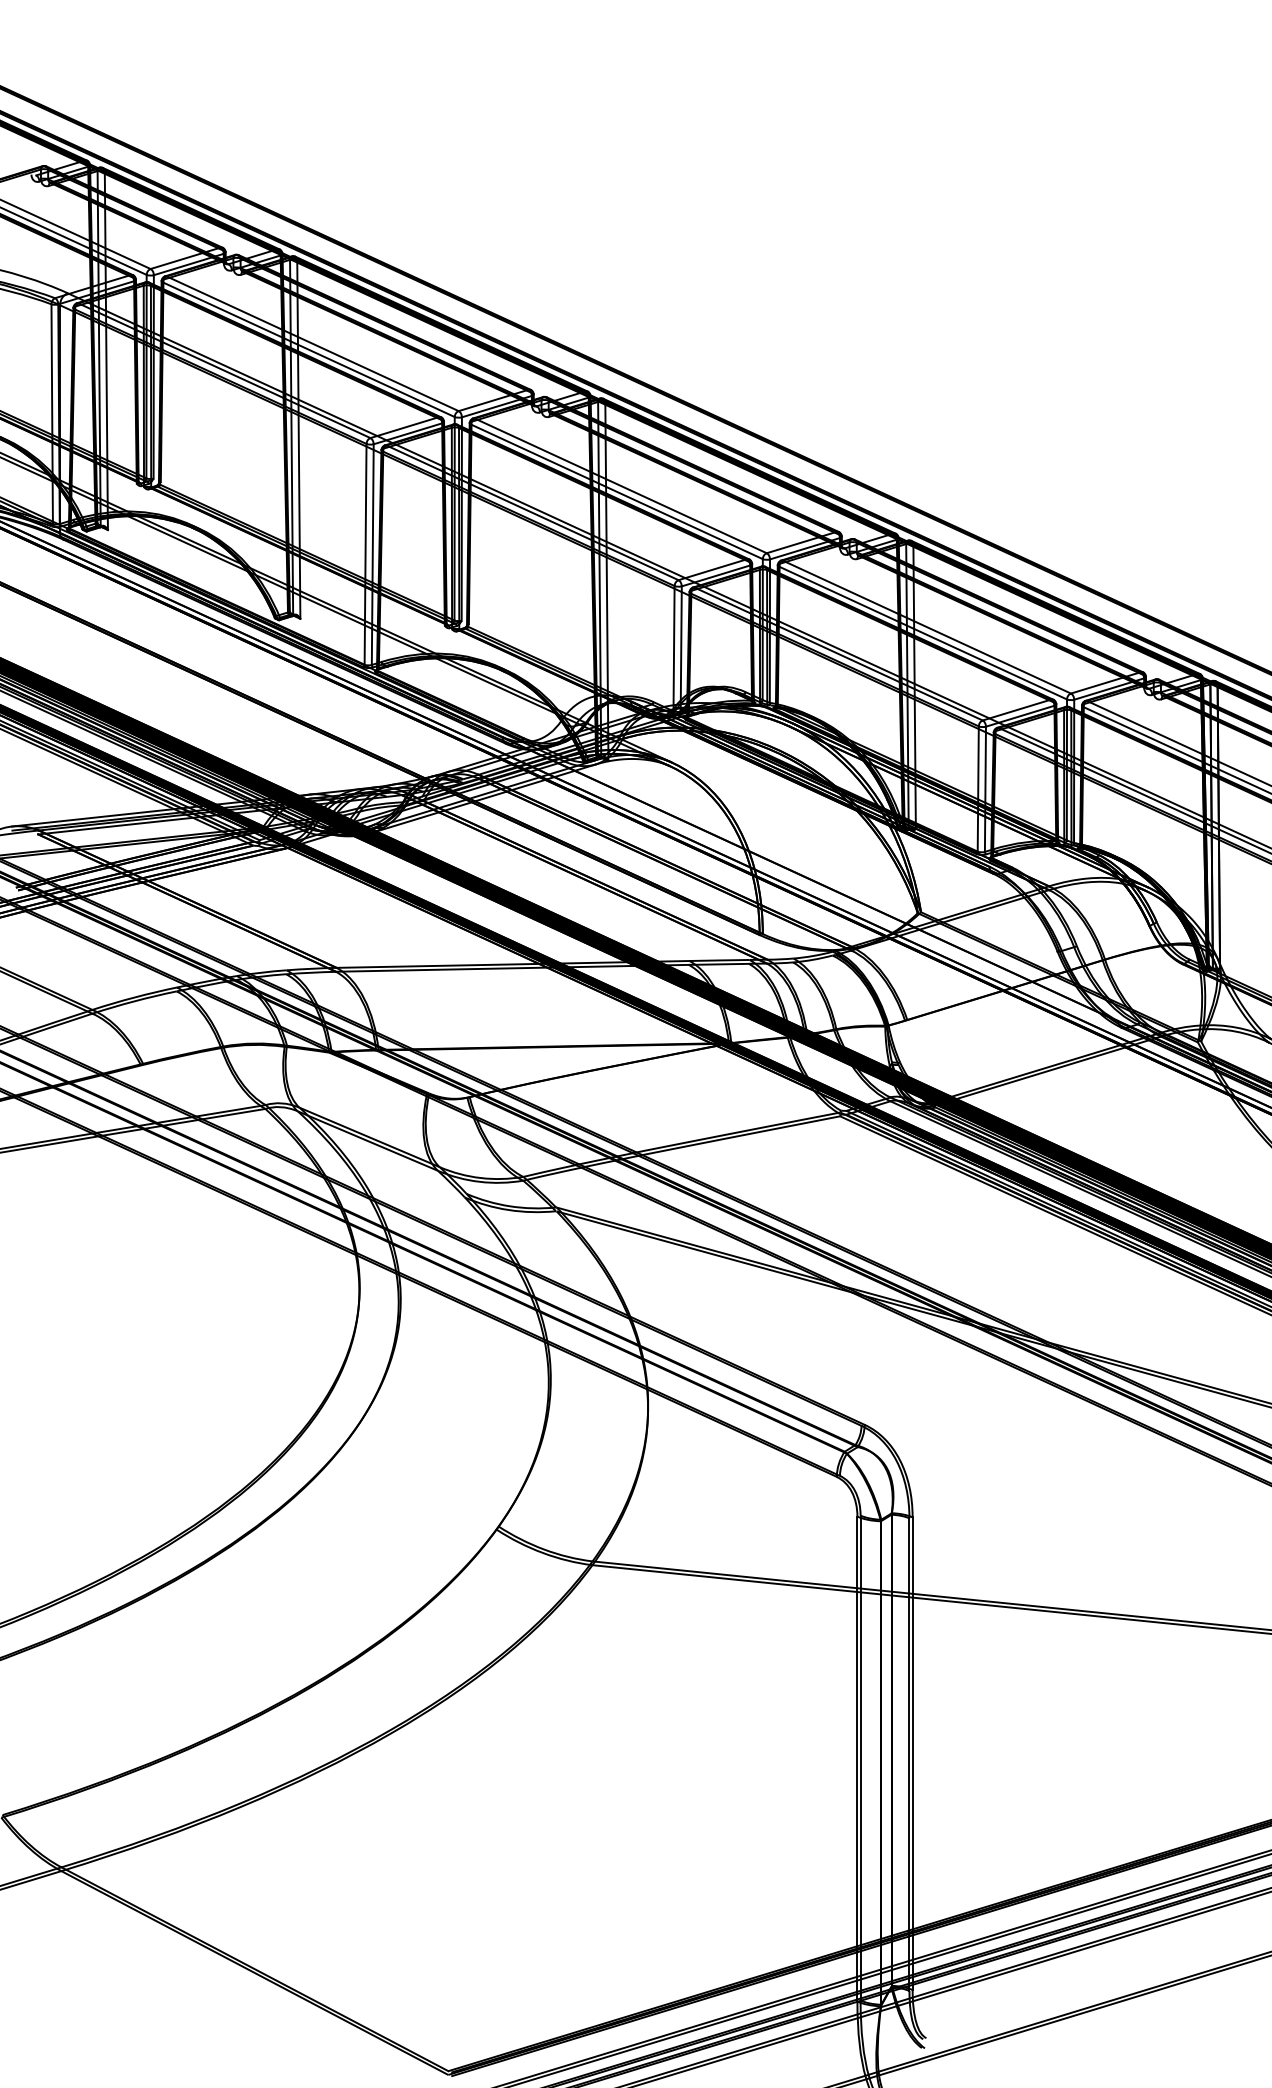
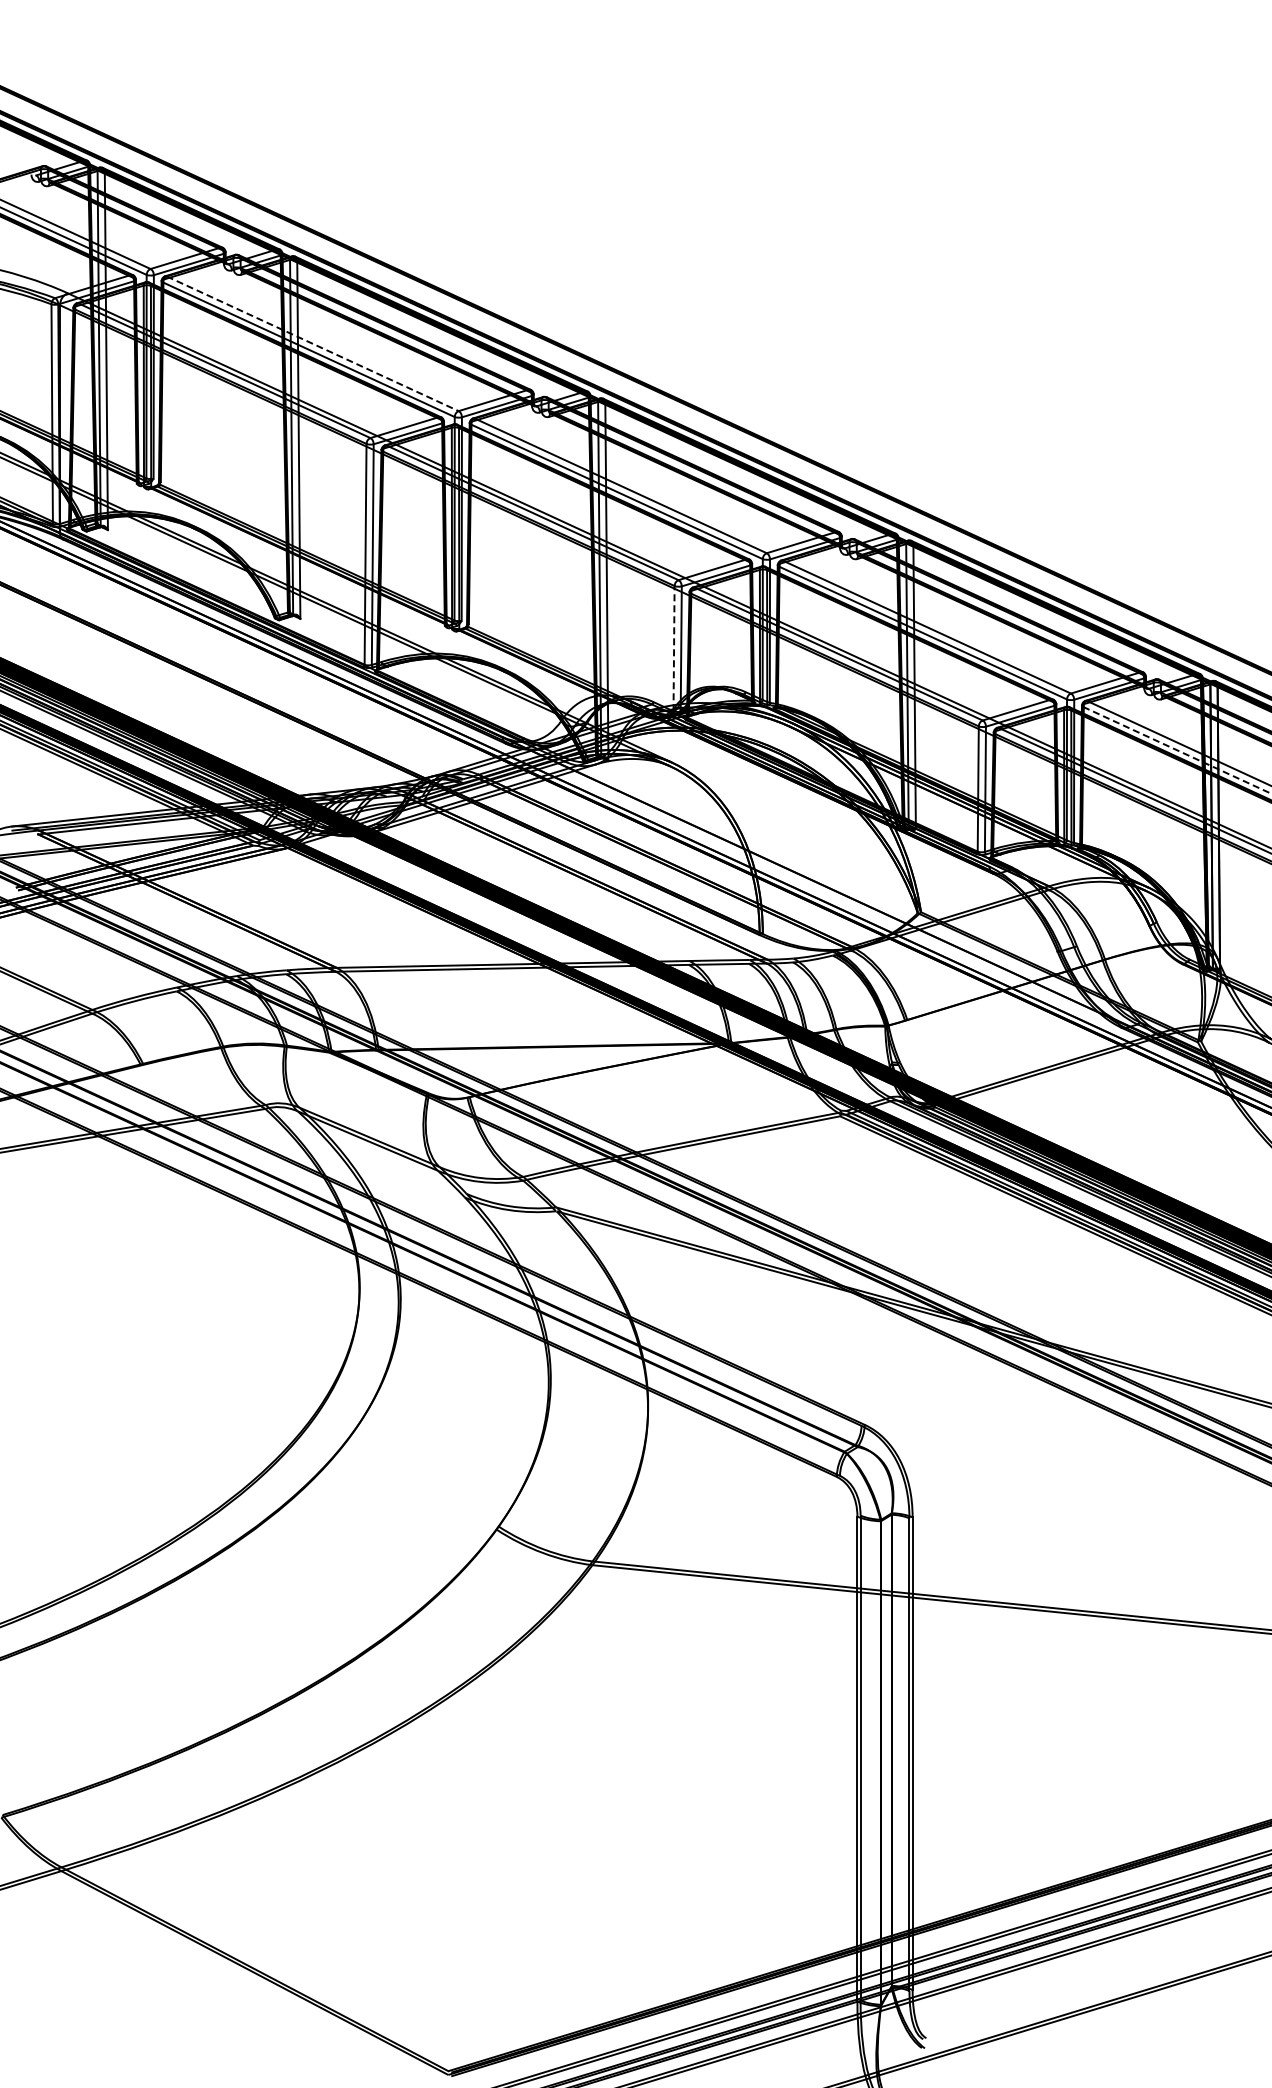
line: solid -> dashed (312, 343)
line: solid -> dashed (674, 648)
line: solid -> dashed (1177, 750)
